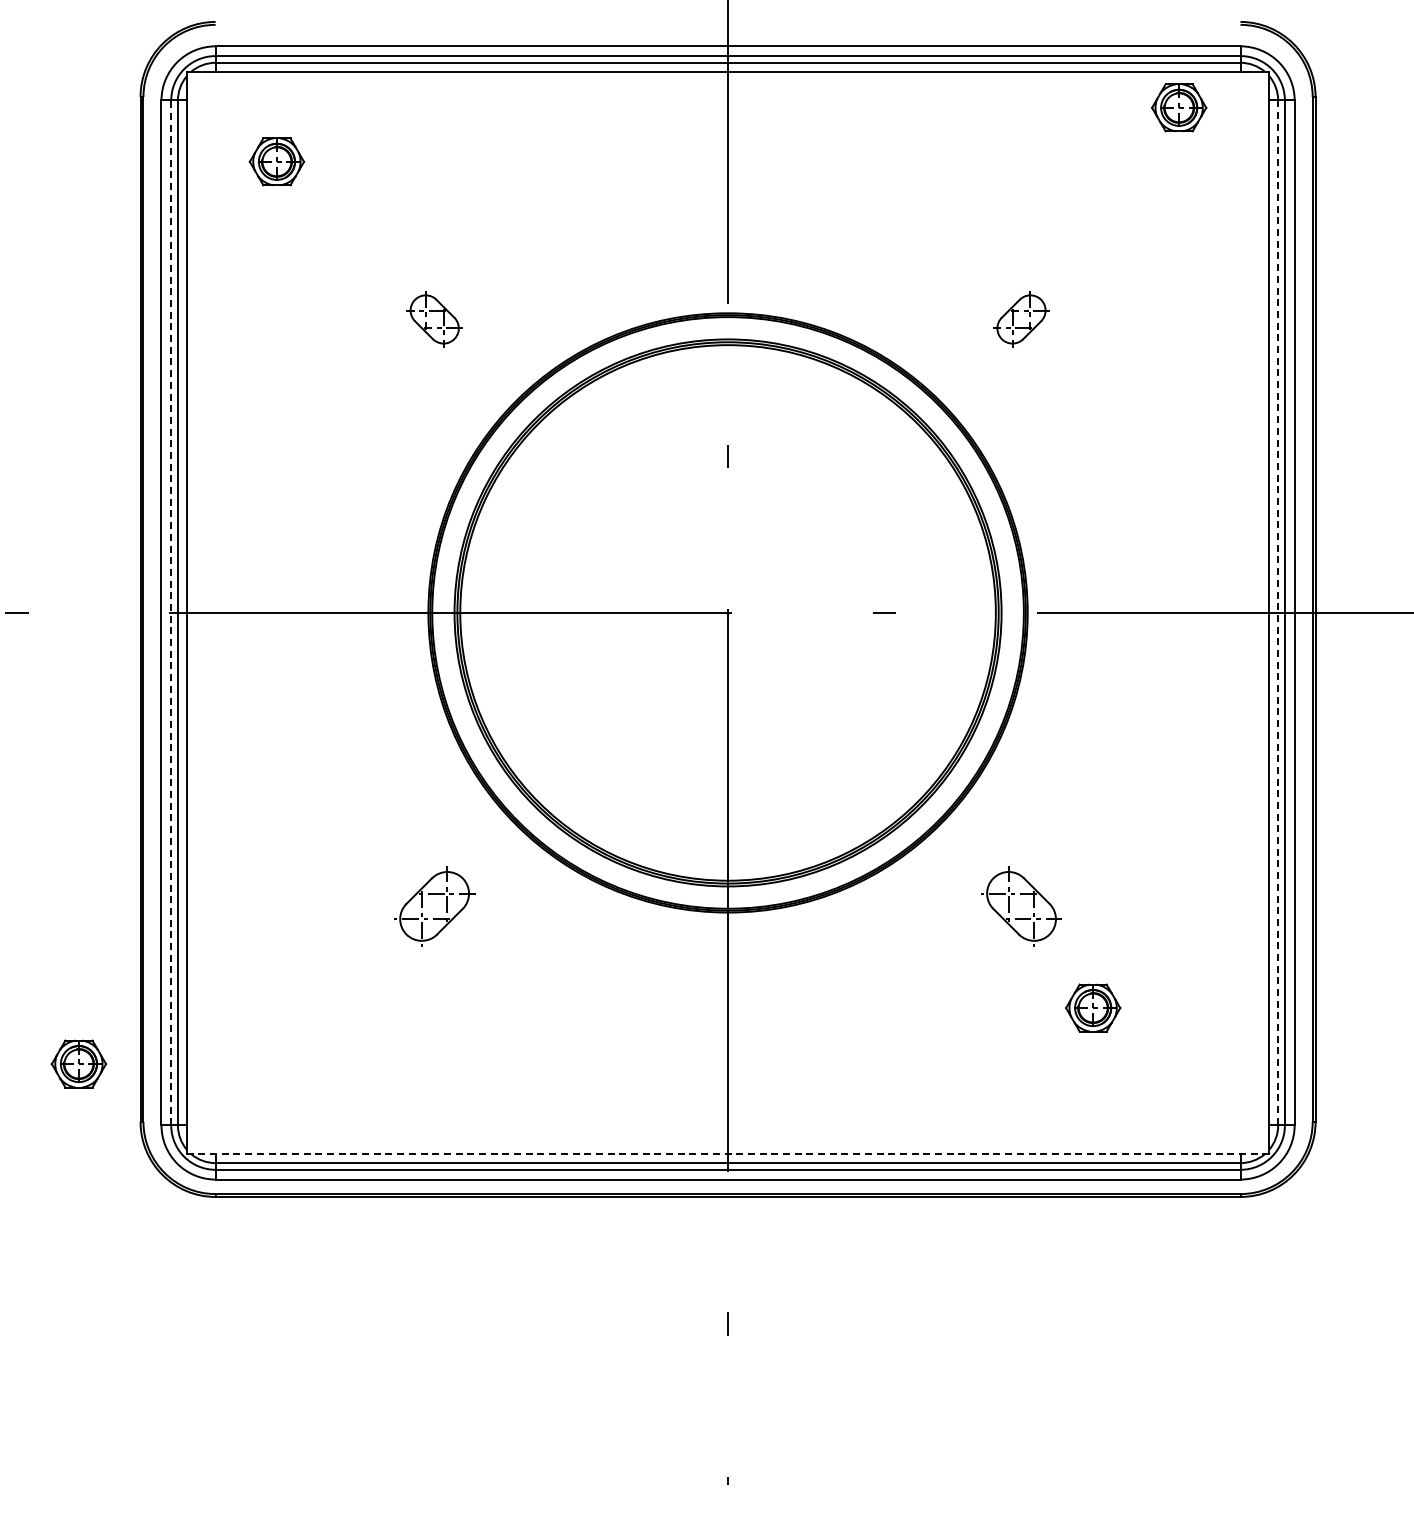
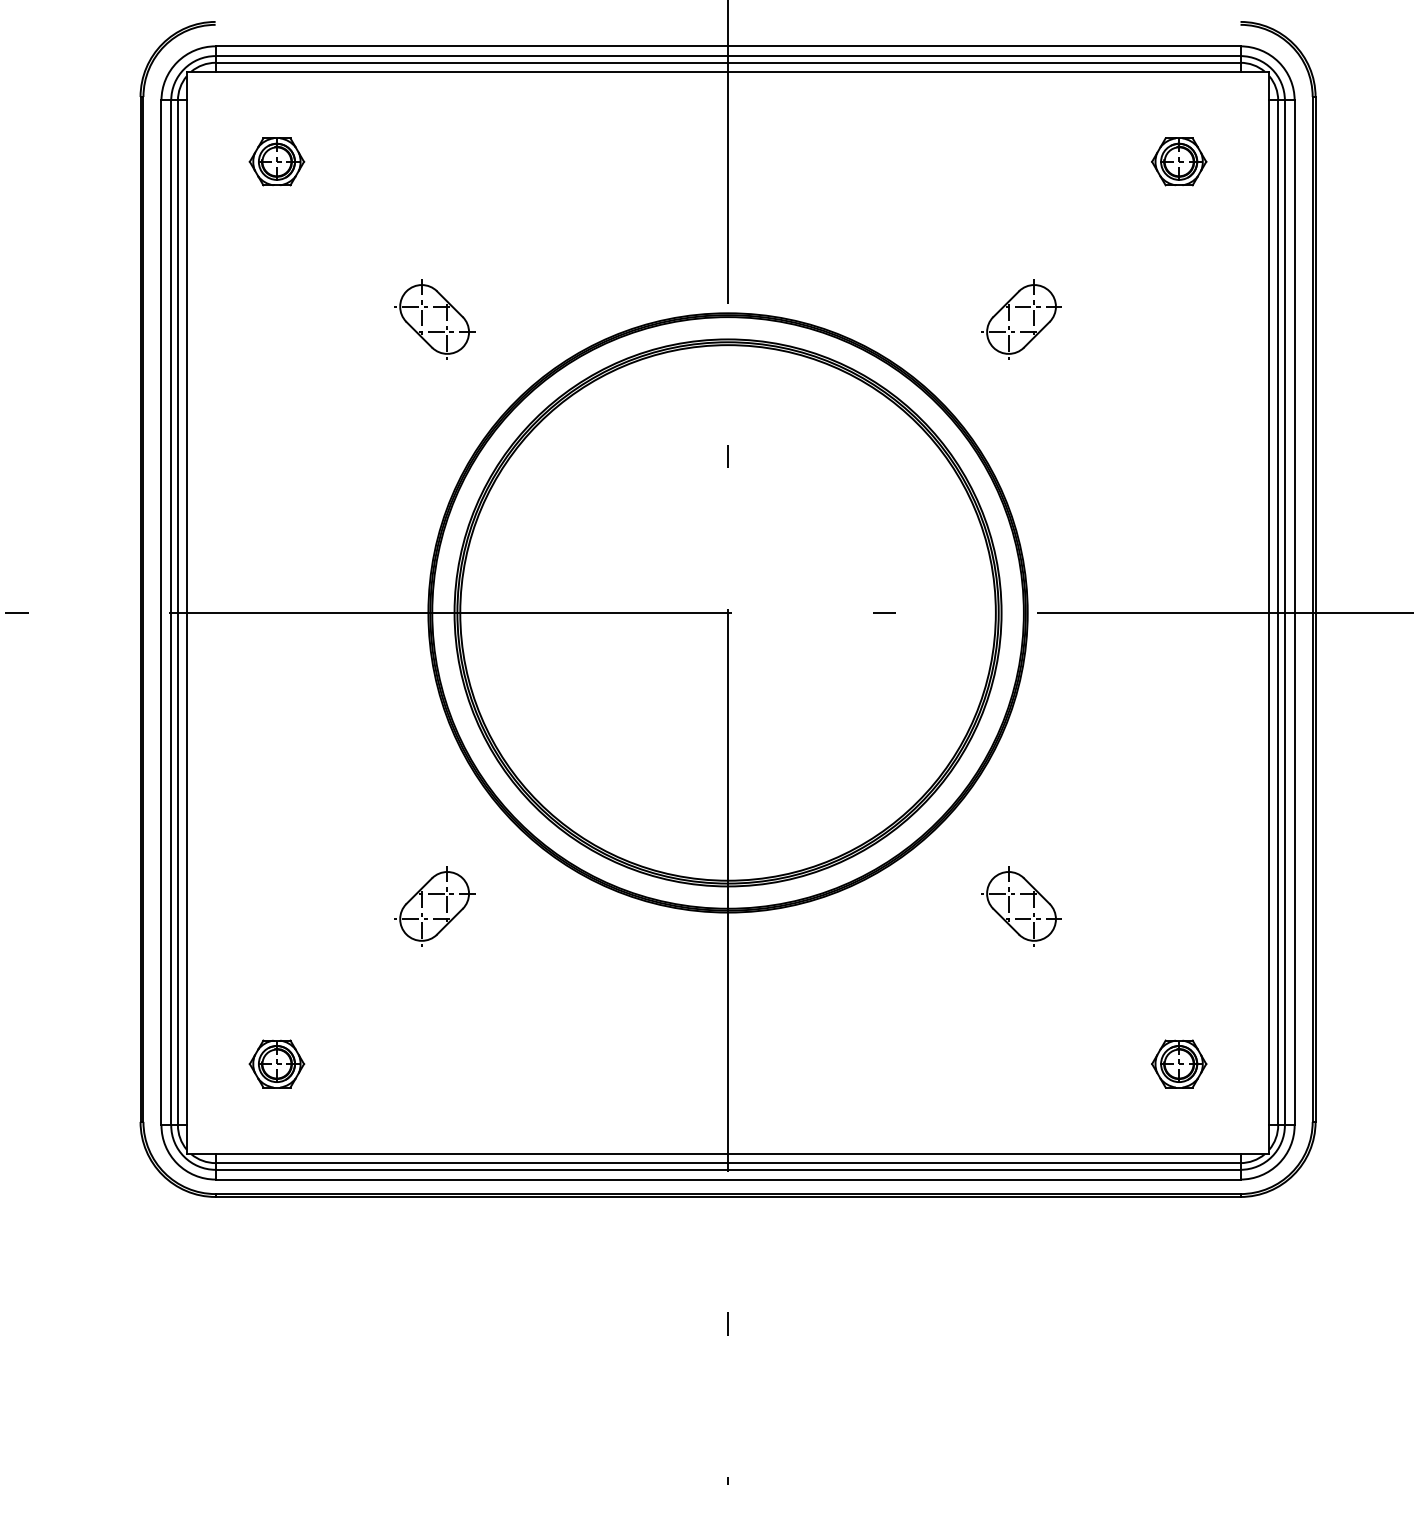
part position: (1179, 107) -> (1179, 161) (1179, 161)
part size: 57x57 px -> 82x81 px (434, 319)
part size: 57x57 px -> 81x81 px (1021, 319)
line: dashed -> solid (171, 612)
line: dashed -> solid (1278, 613)
part position: (1093, 1007) -> (1179, 1063) (1179, 1063)
part position: (78, 1063) -> (276, 1063) (276, 1063)
line: dashed -> solid (728, 1154)
